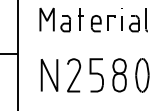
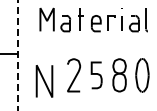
line: solid -> dashed (17, 55)
line position: (49, 75) -> (44, 81) (44, 81)
part size: 15x35 px -> 13x29 px (96, 75)
